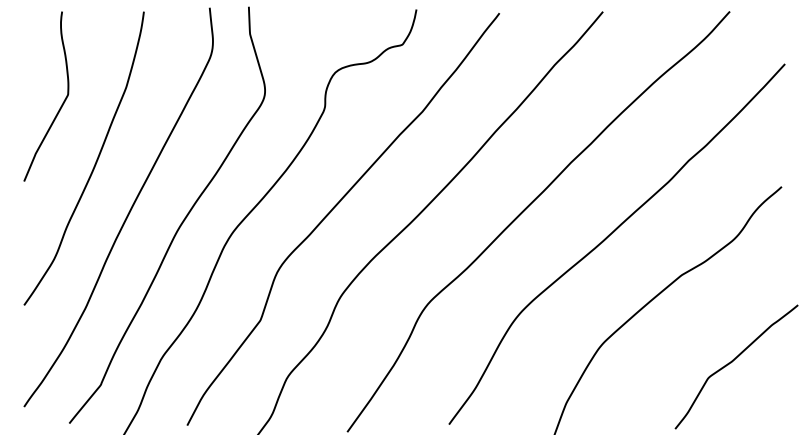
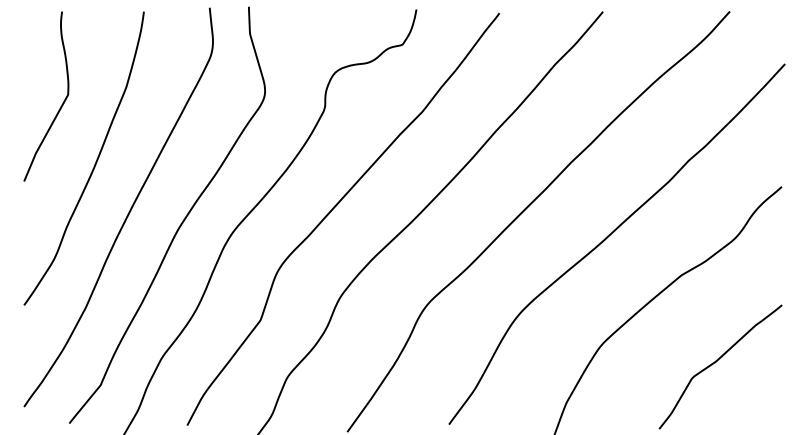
curve position: (732, 362) -> (716, 362) (716, 362)
